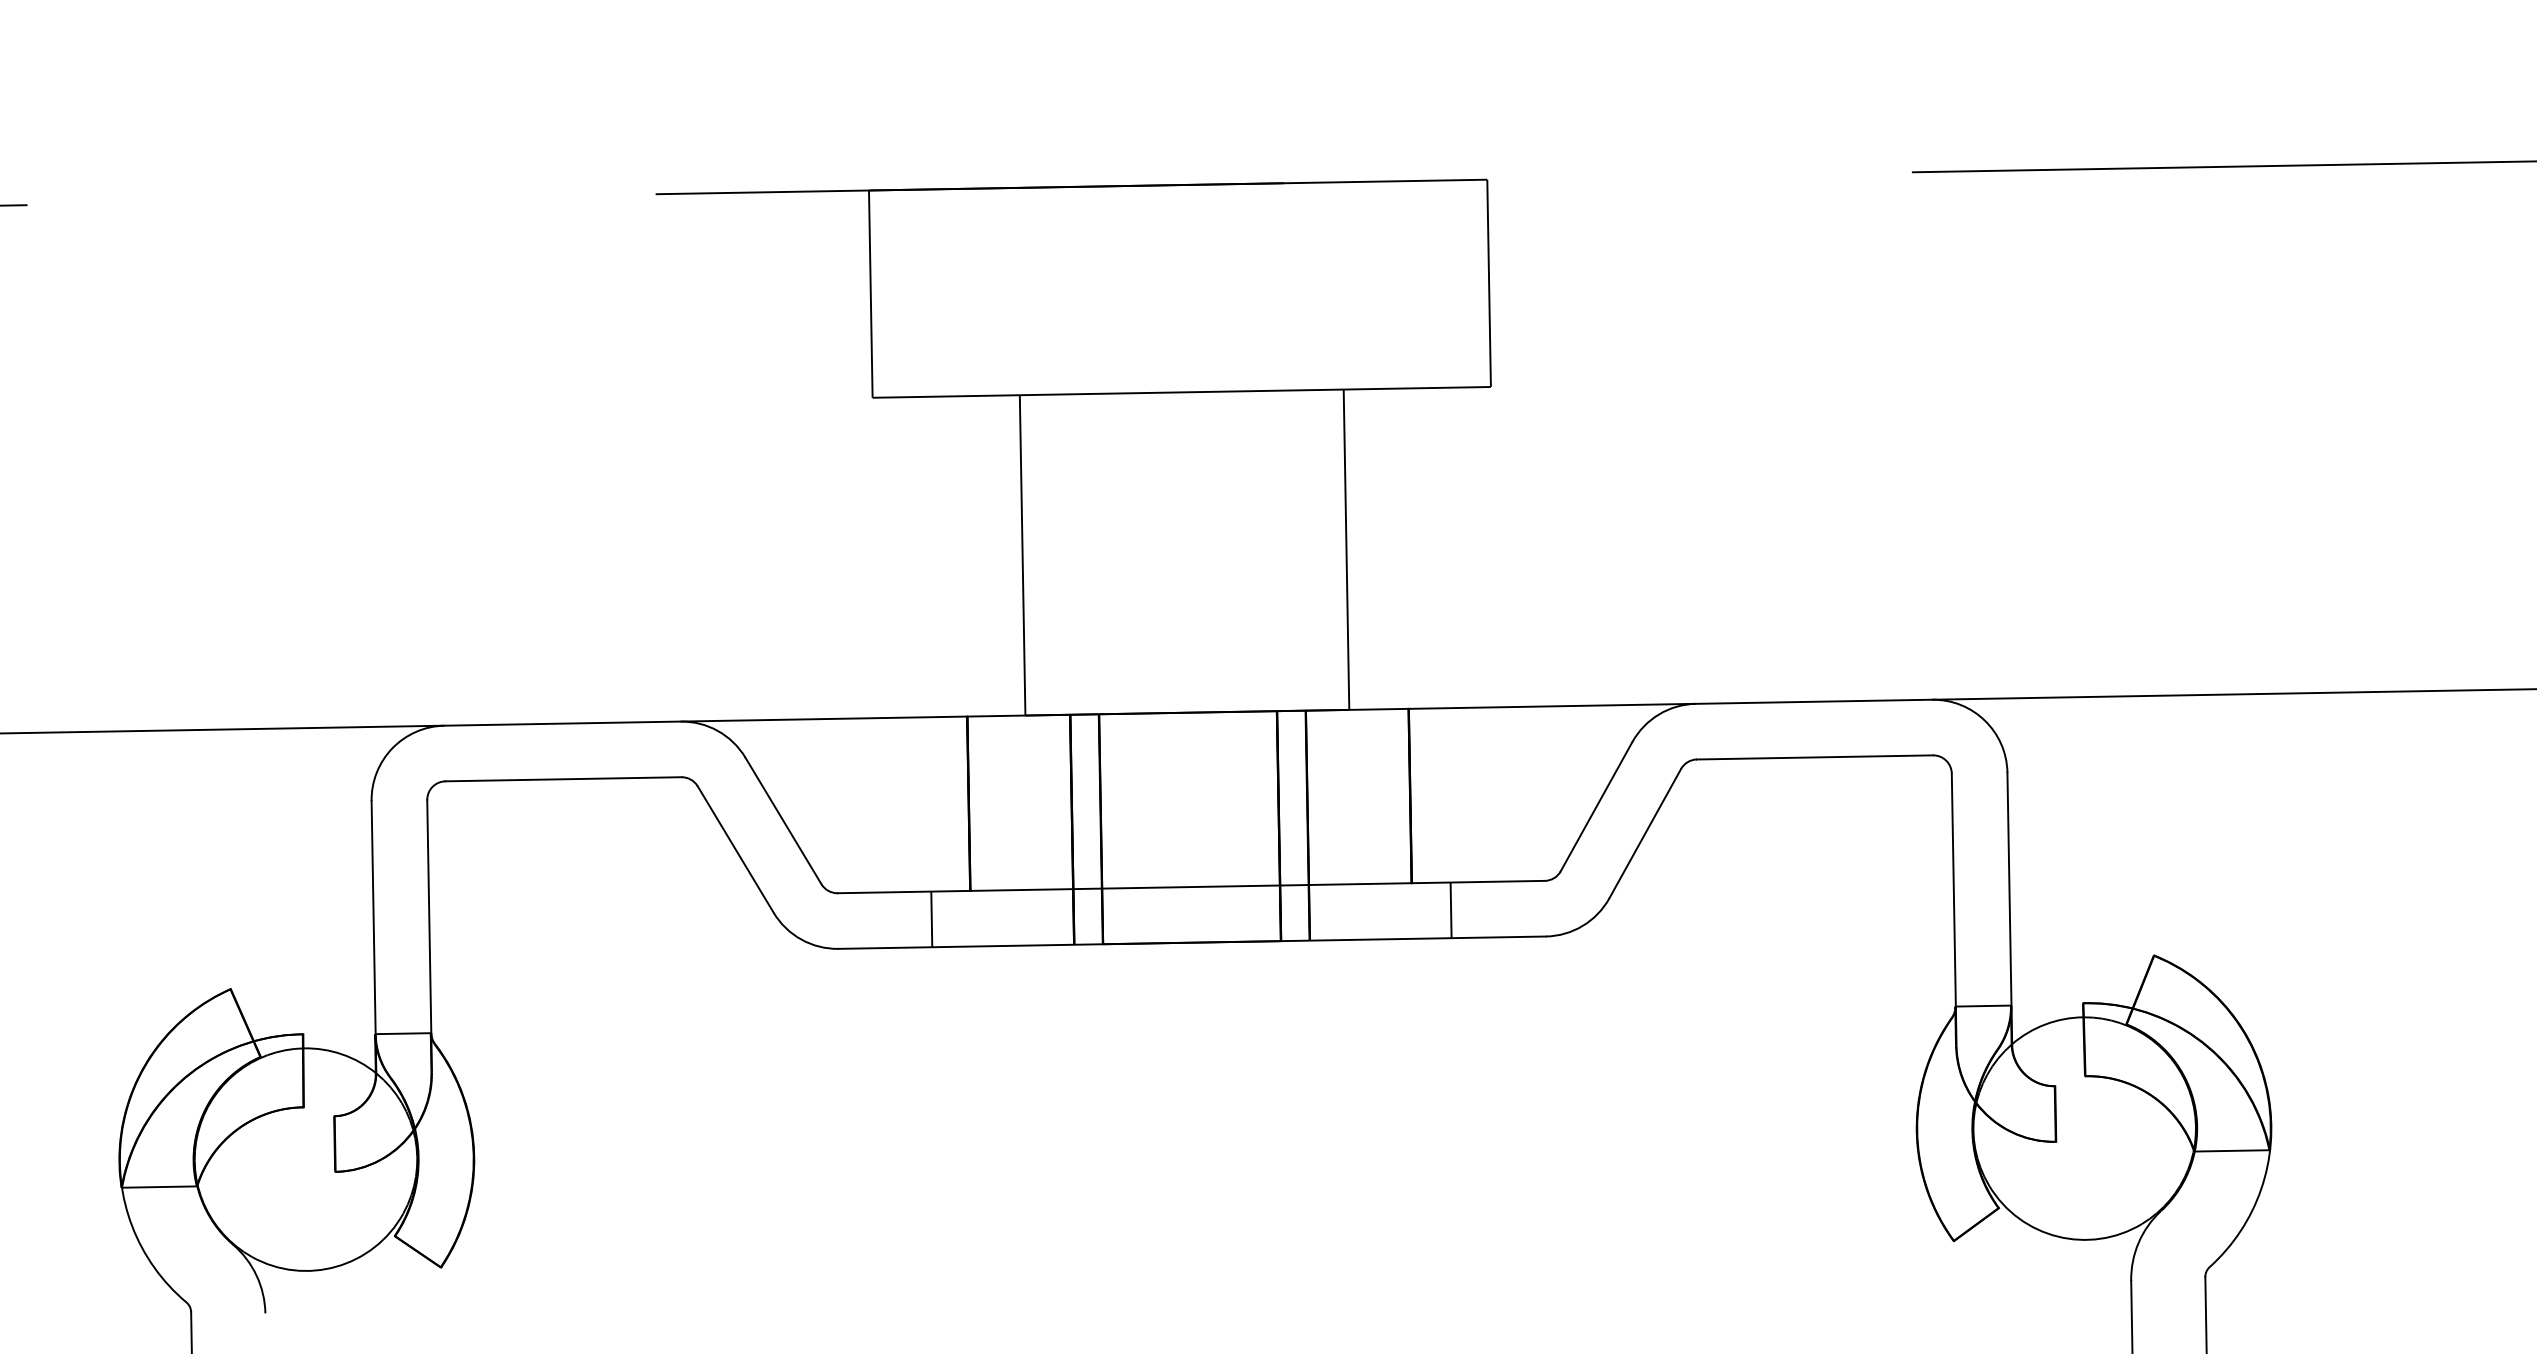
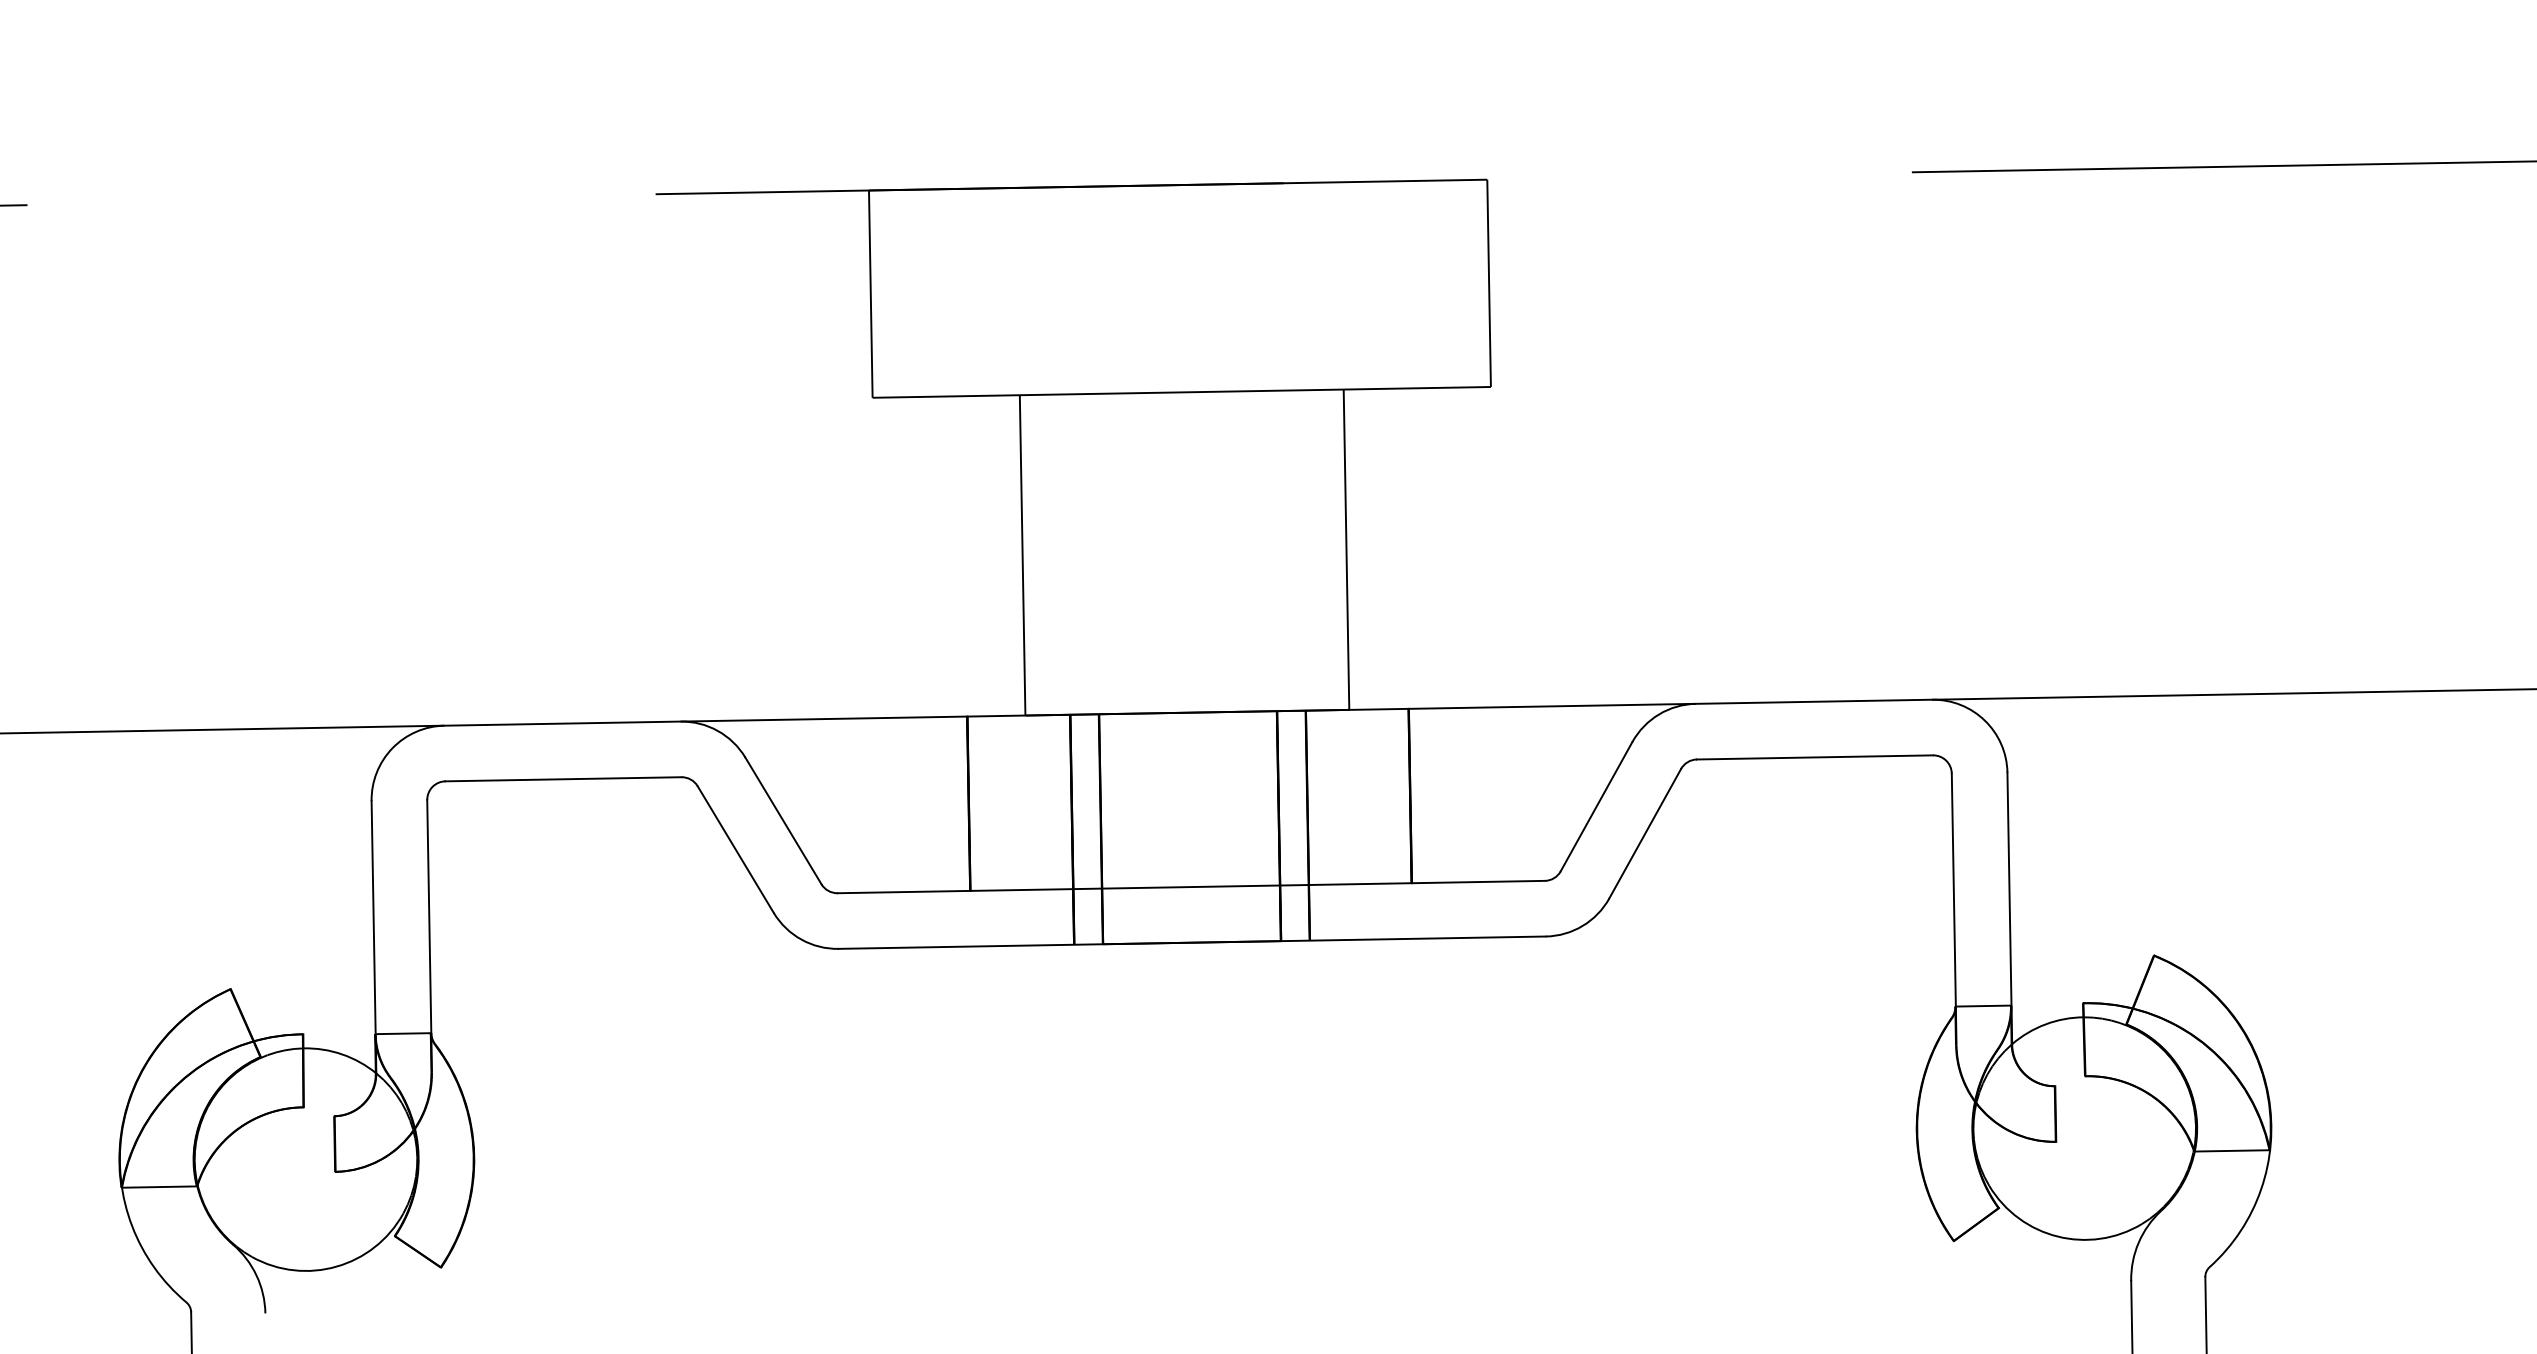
line: present -> none (1450, 910)
line: present -> none (931, 919)
